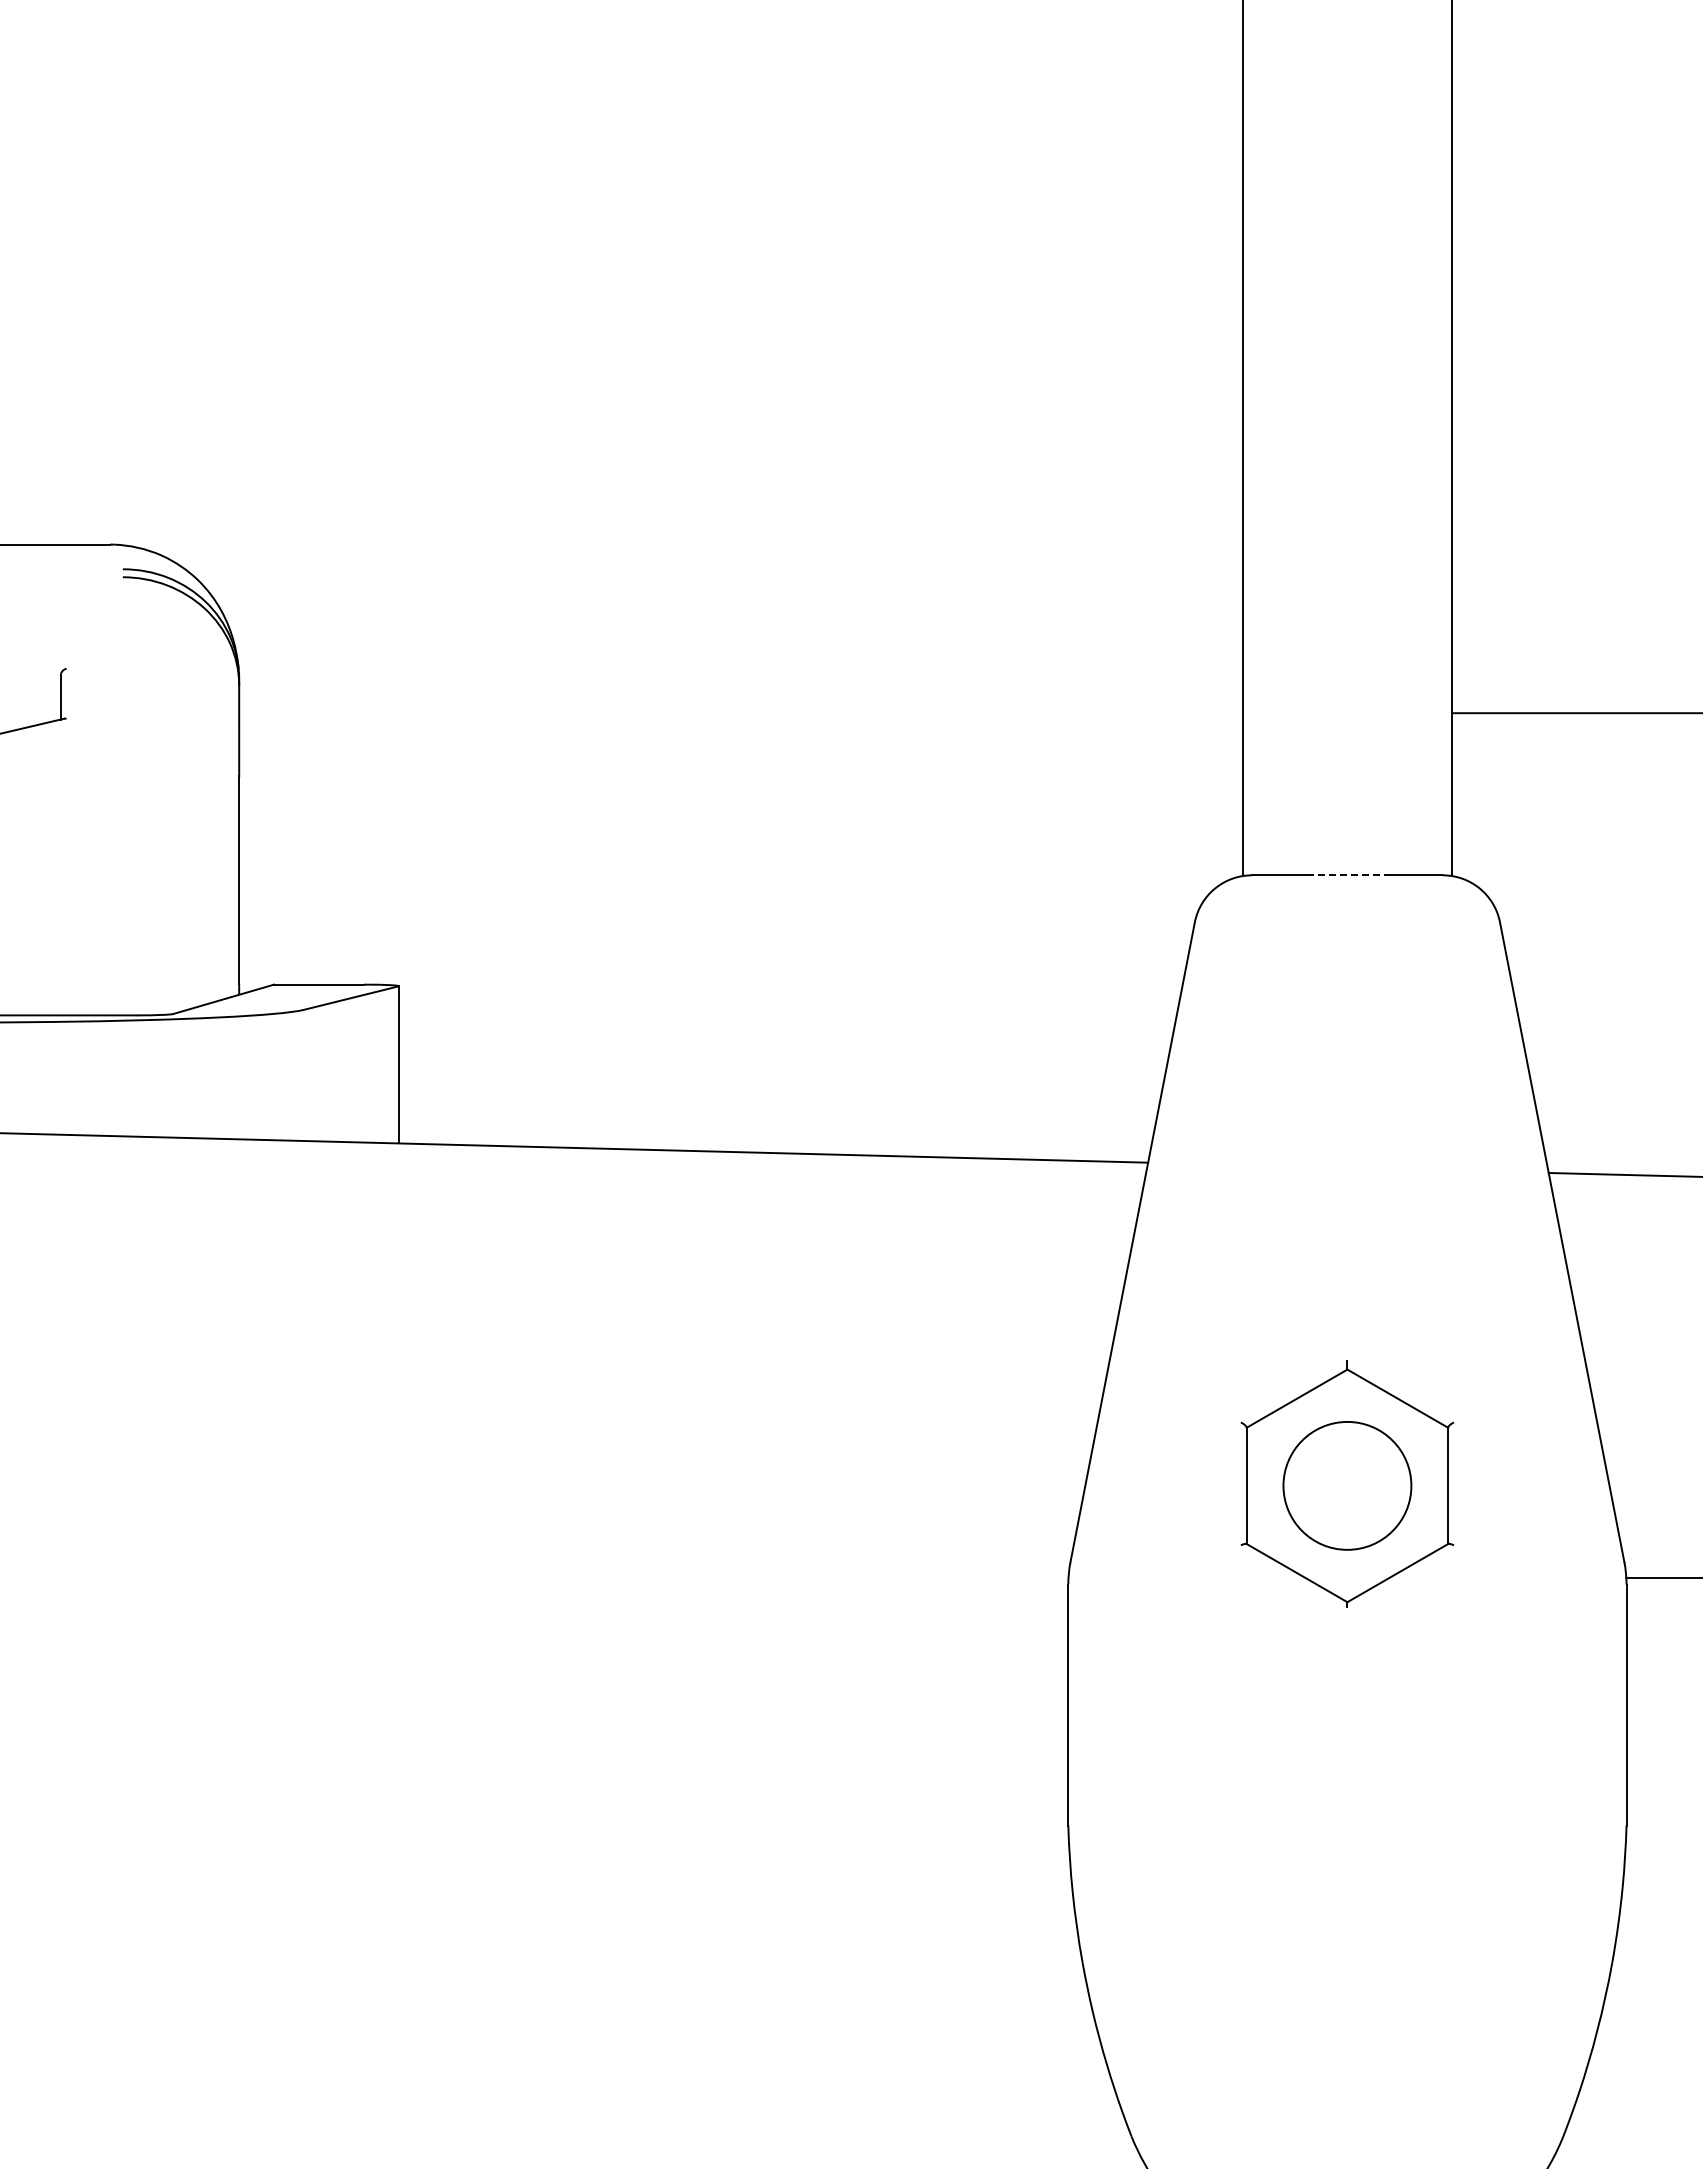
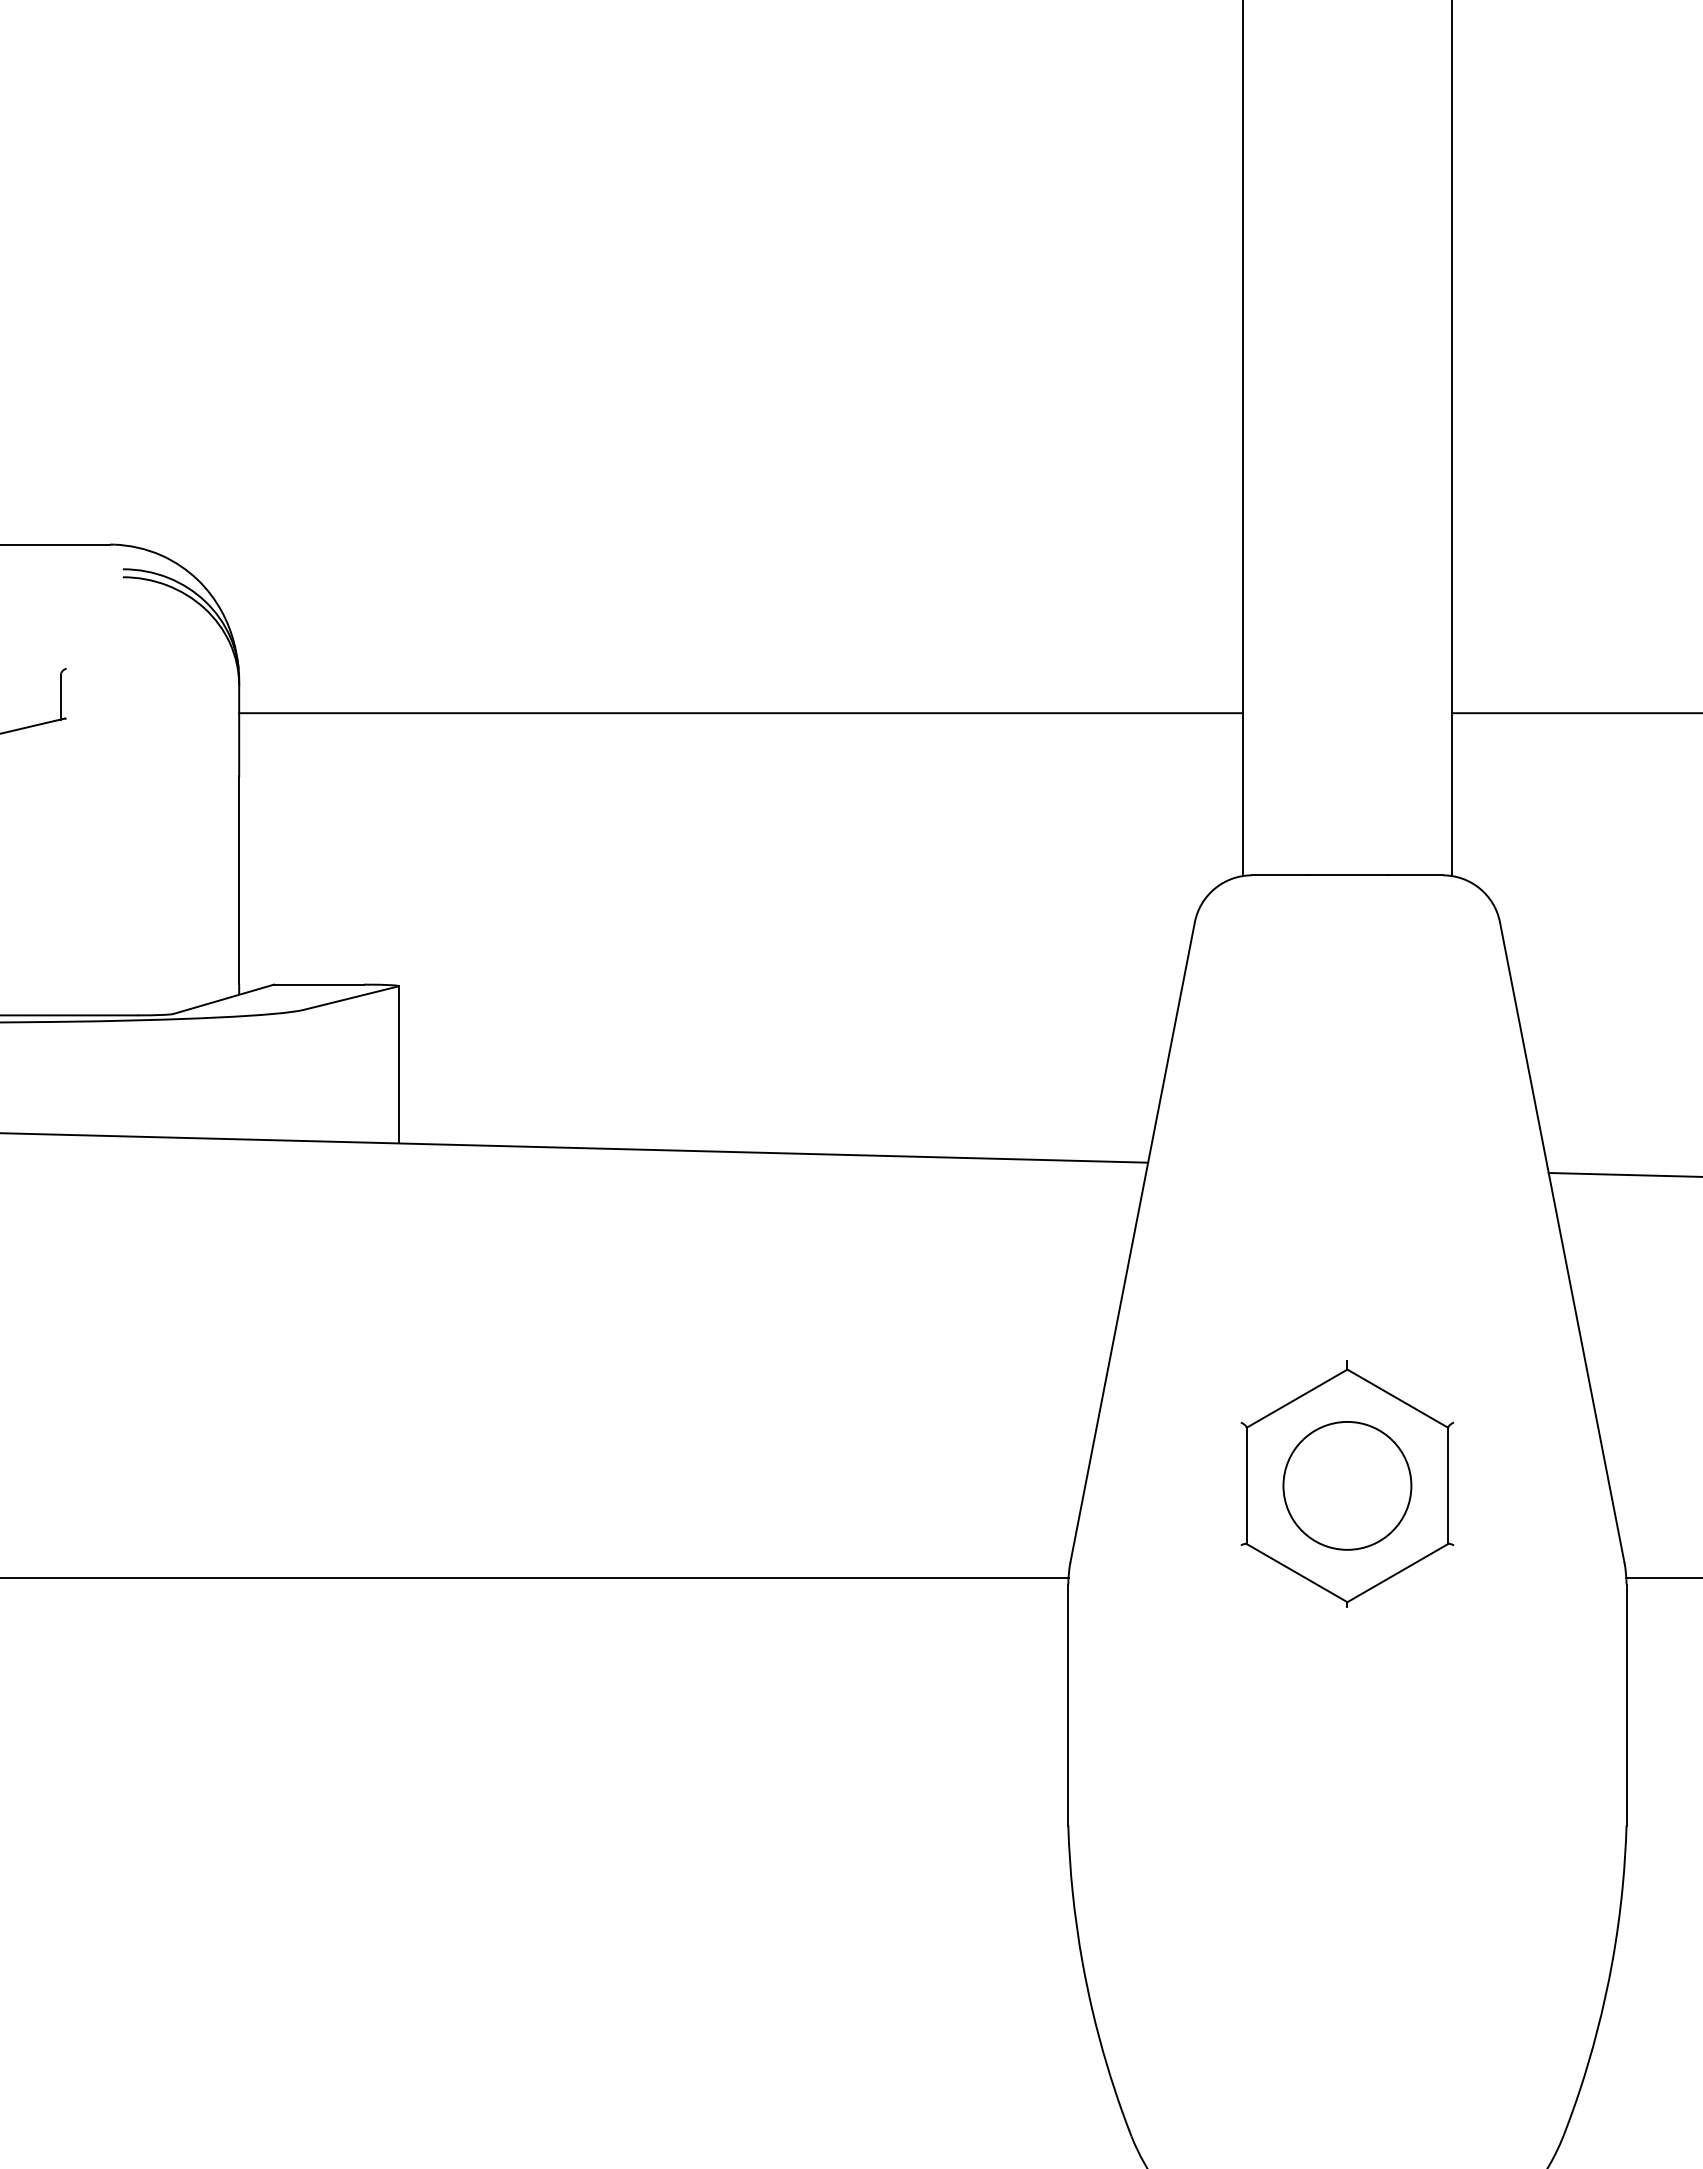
line: none -> present (740, 713)
line: dashed -> solid (1347, 875)
line: none -> present (535, 1578)
